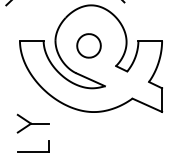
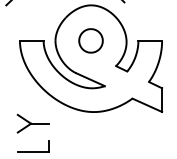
part position: (88, 45) -> (90, 40) (90, 40)
